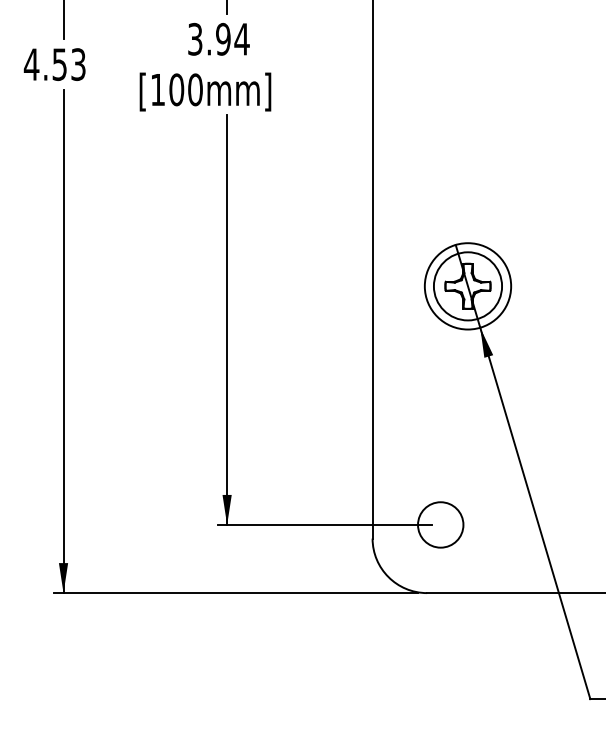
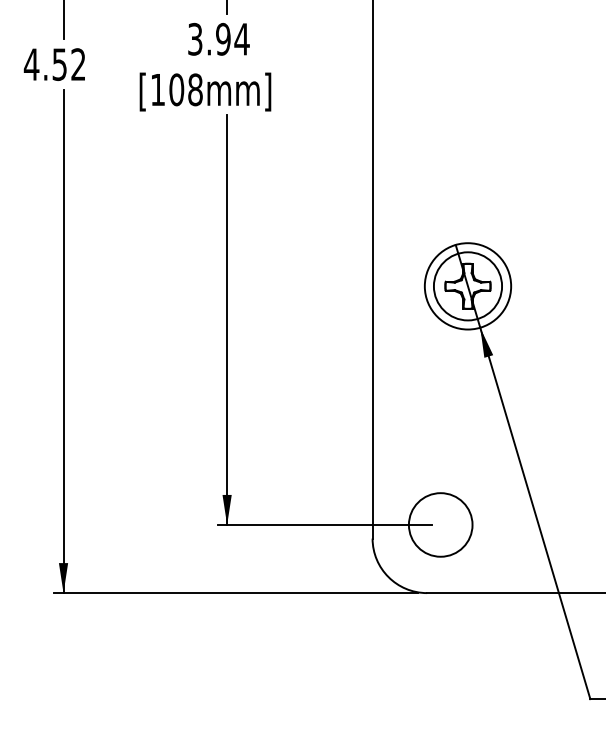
text: 4.53 -> 4.52 (78, 64)
text: [100mm] -> [108mm] (195, 89)
circle diameter: 45 px -> 64 px (440, 524)
